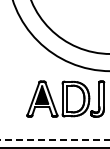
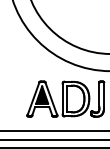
line: none -> present (54, 131)
line: dashed -> solid (54, 139)
